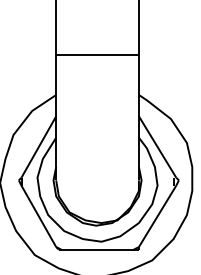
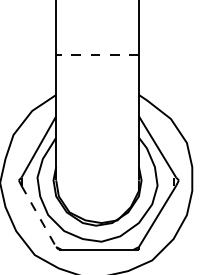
line: solid -> dashed (97, 54)
line: solid -> dashed (39, 216)
